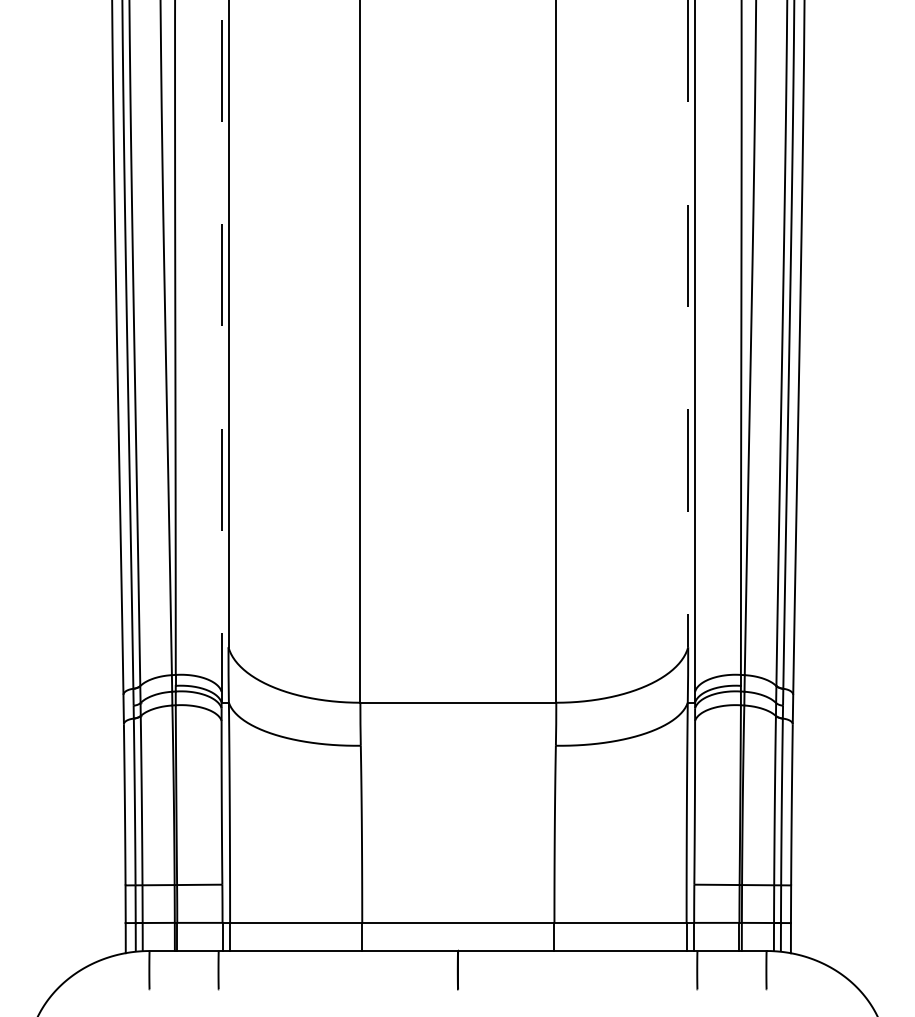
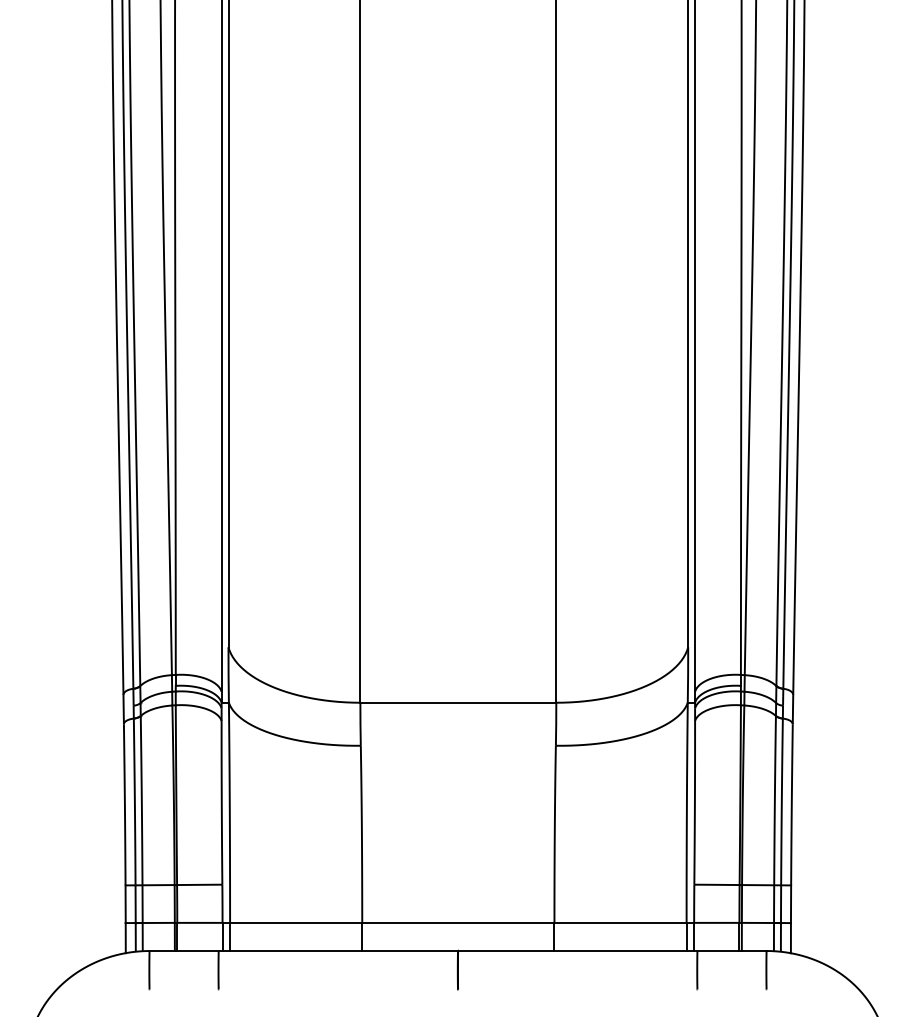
line: dashed -> solid (688, 324)
line: dashed -> solid (221, 351)
